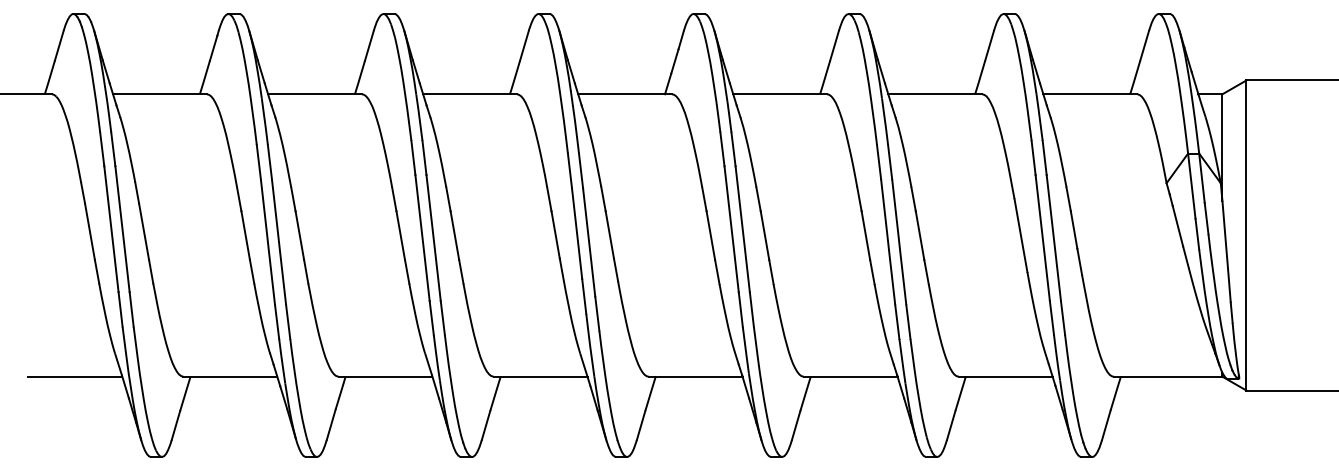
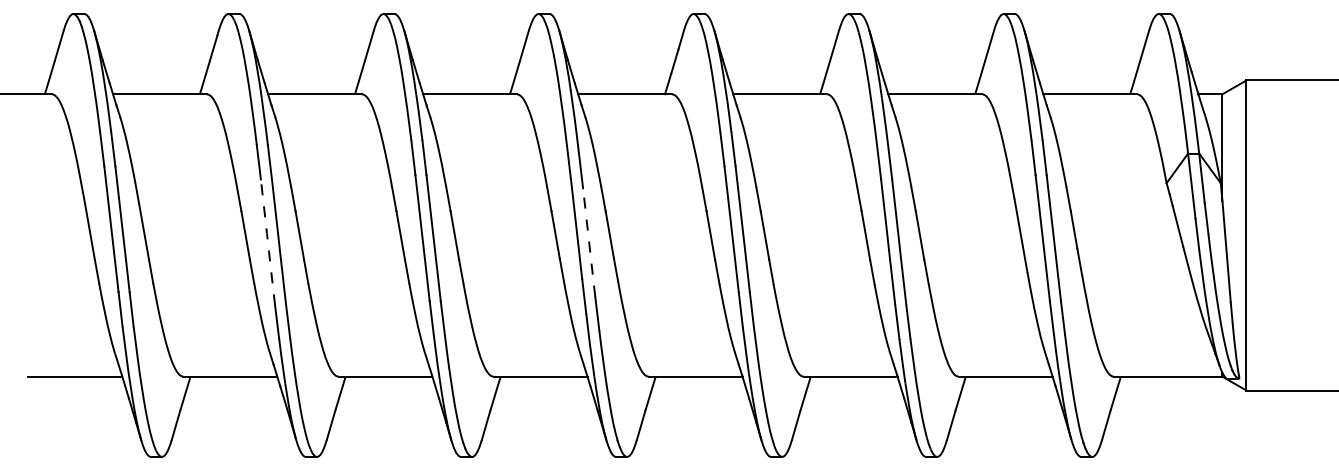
line: solid -> dashed (589, 241)
line: solid -> dashed (267, 242)
